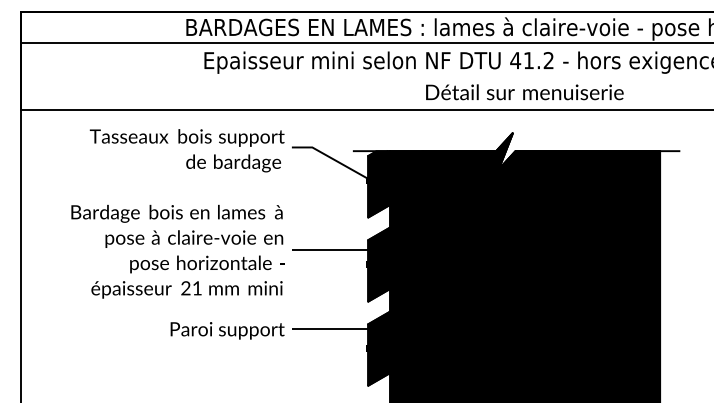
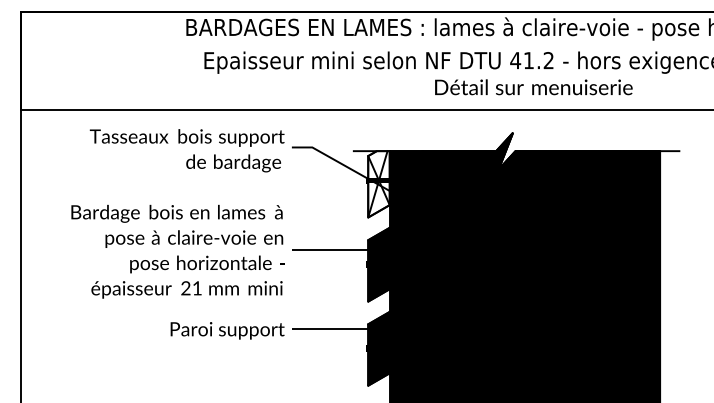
line: present -> none (365, 42)
text position: (524, 92) -> (533, 87) (533, 87)
fill: present -> none (378, 184)
